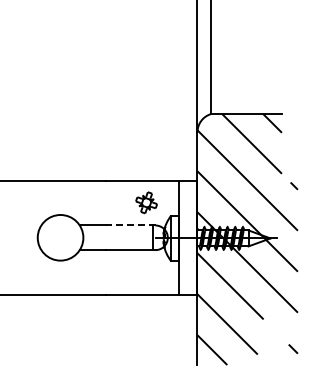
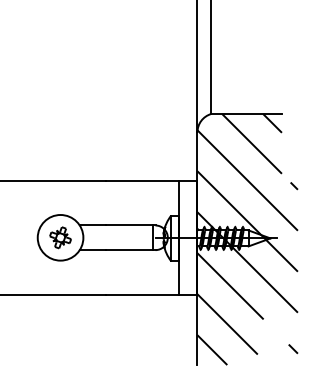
part position: (146, 202) -> (60, 237) (60, 237)
line: dashed -> solid (130, 225)
